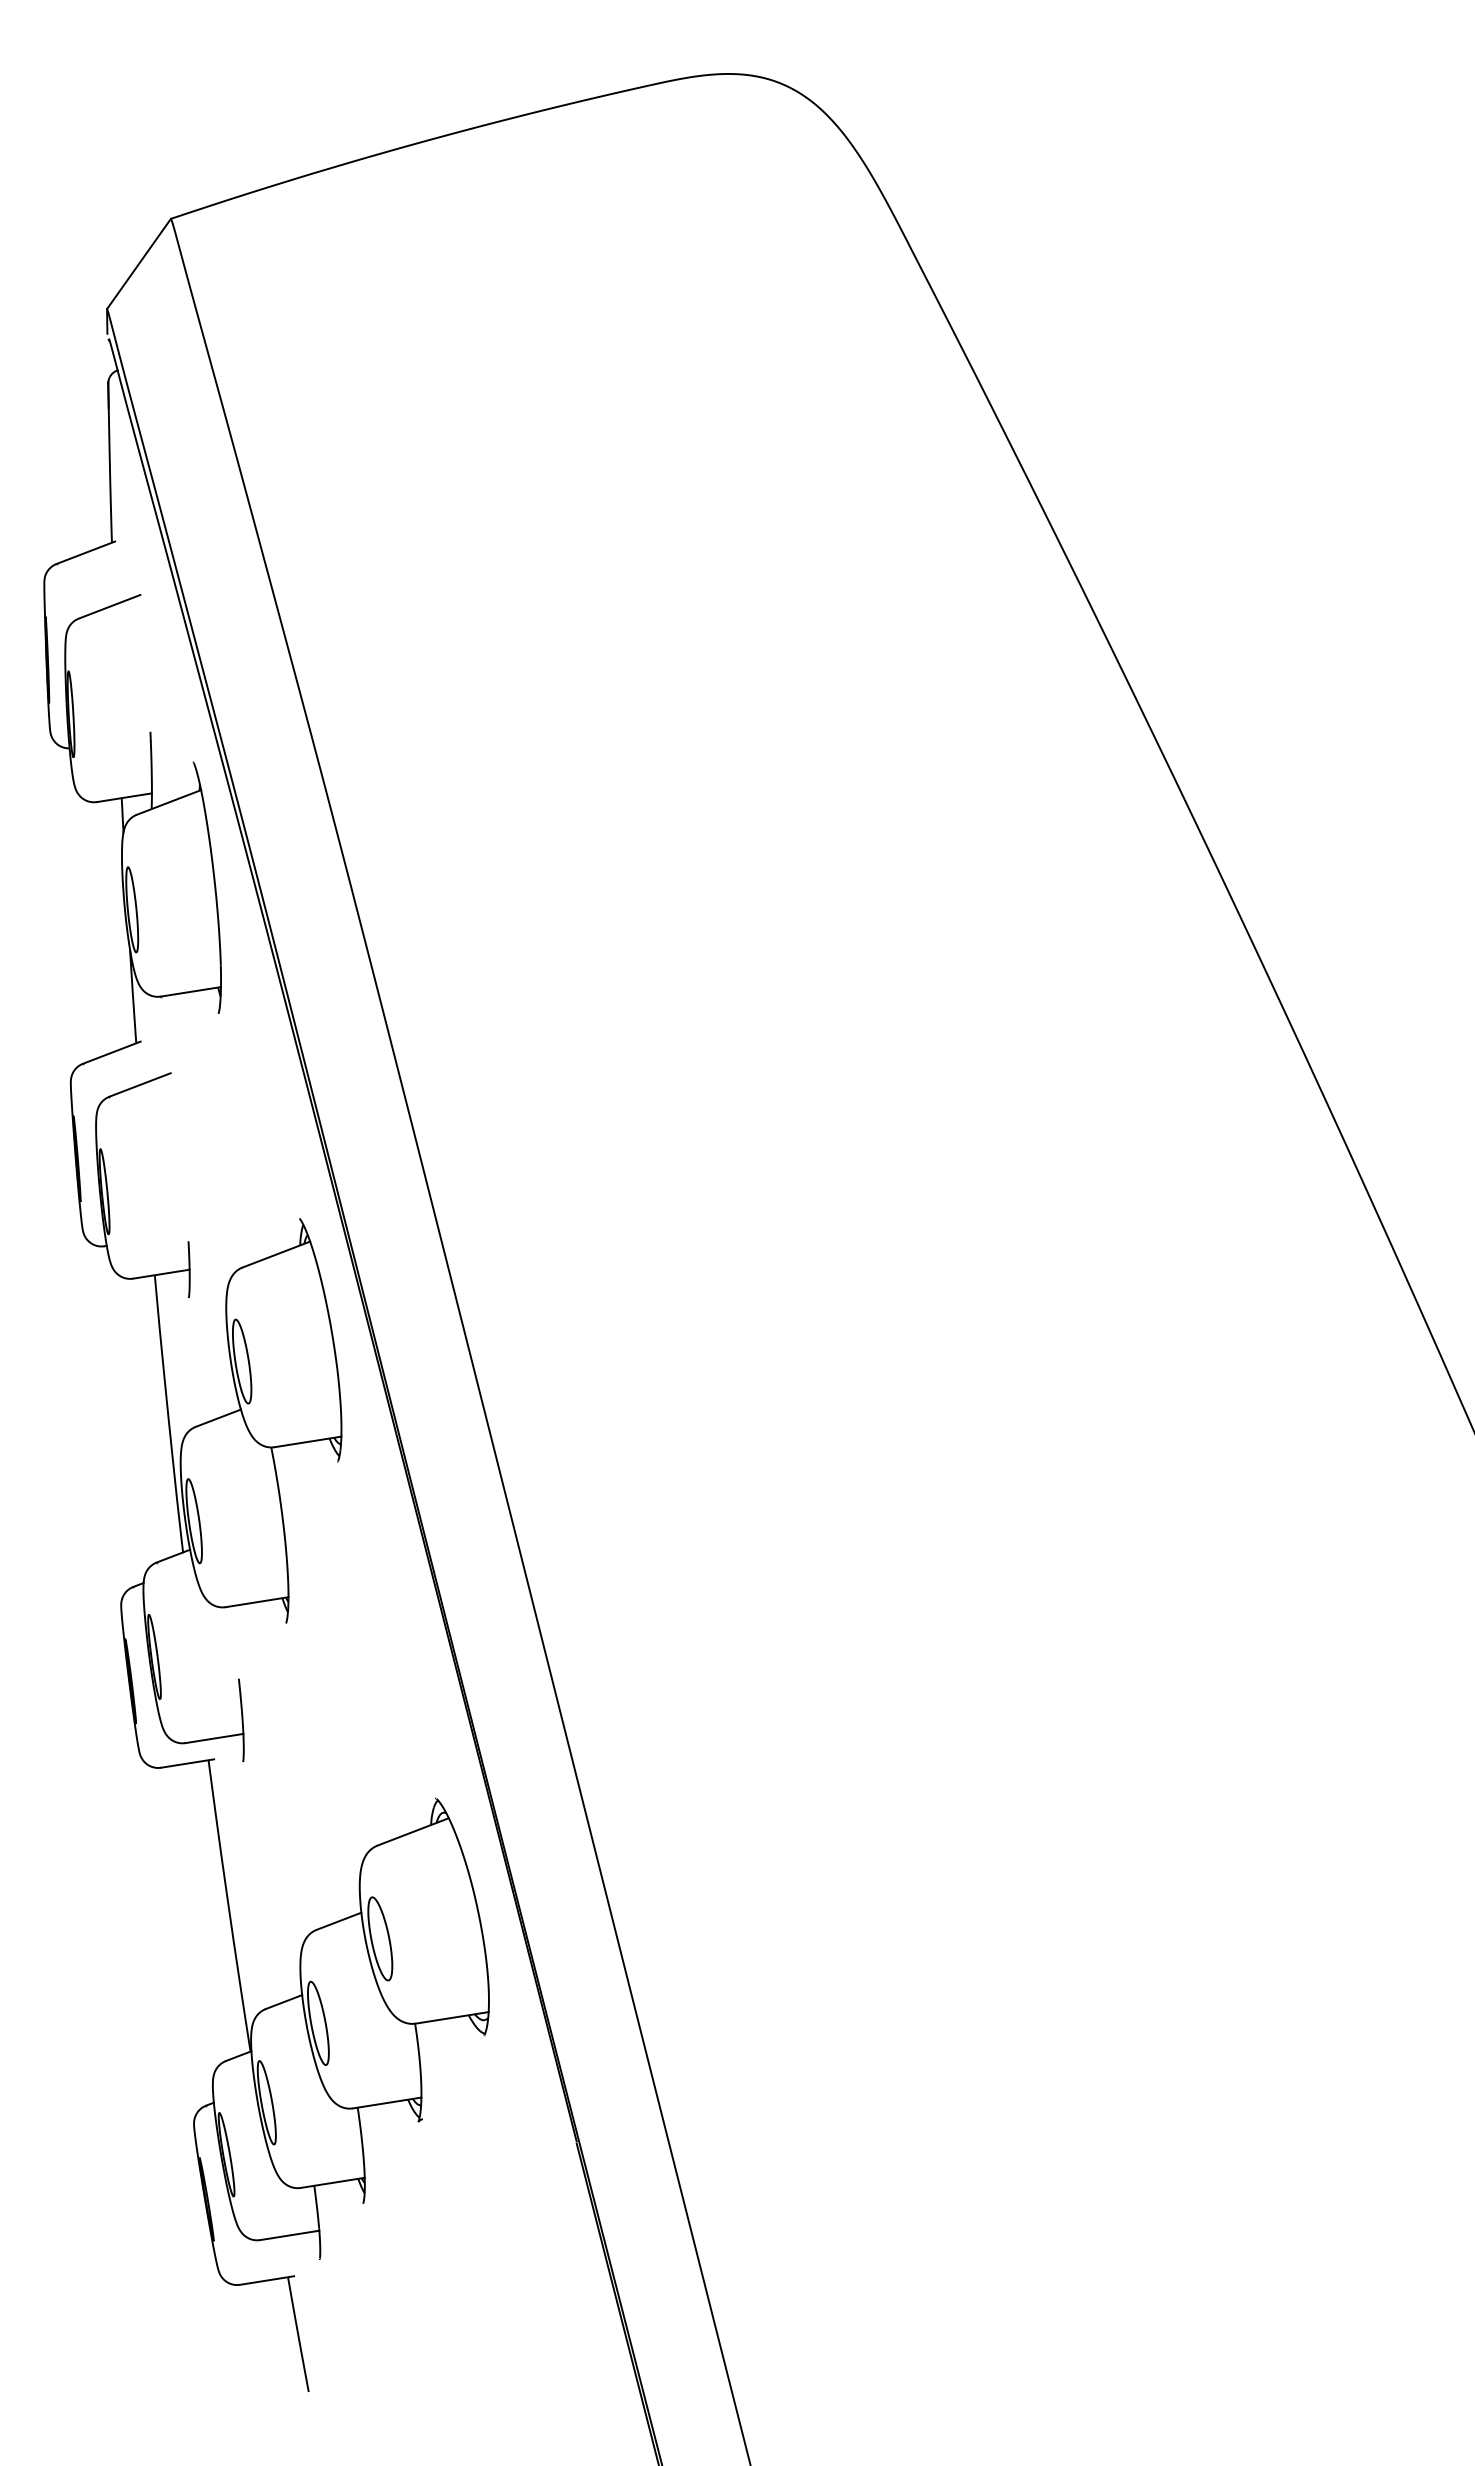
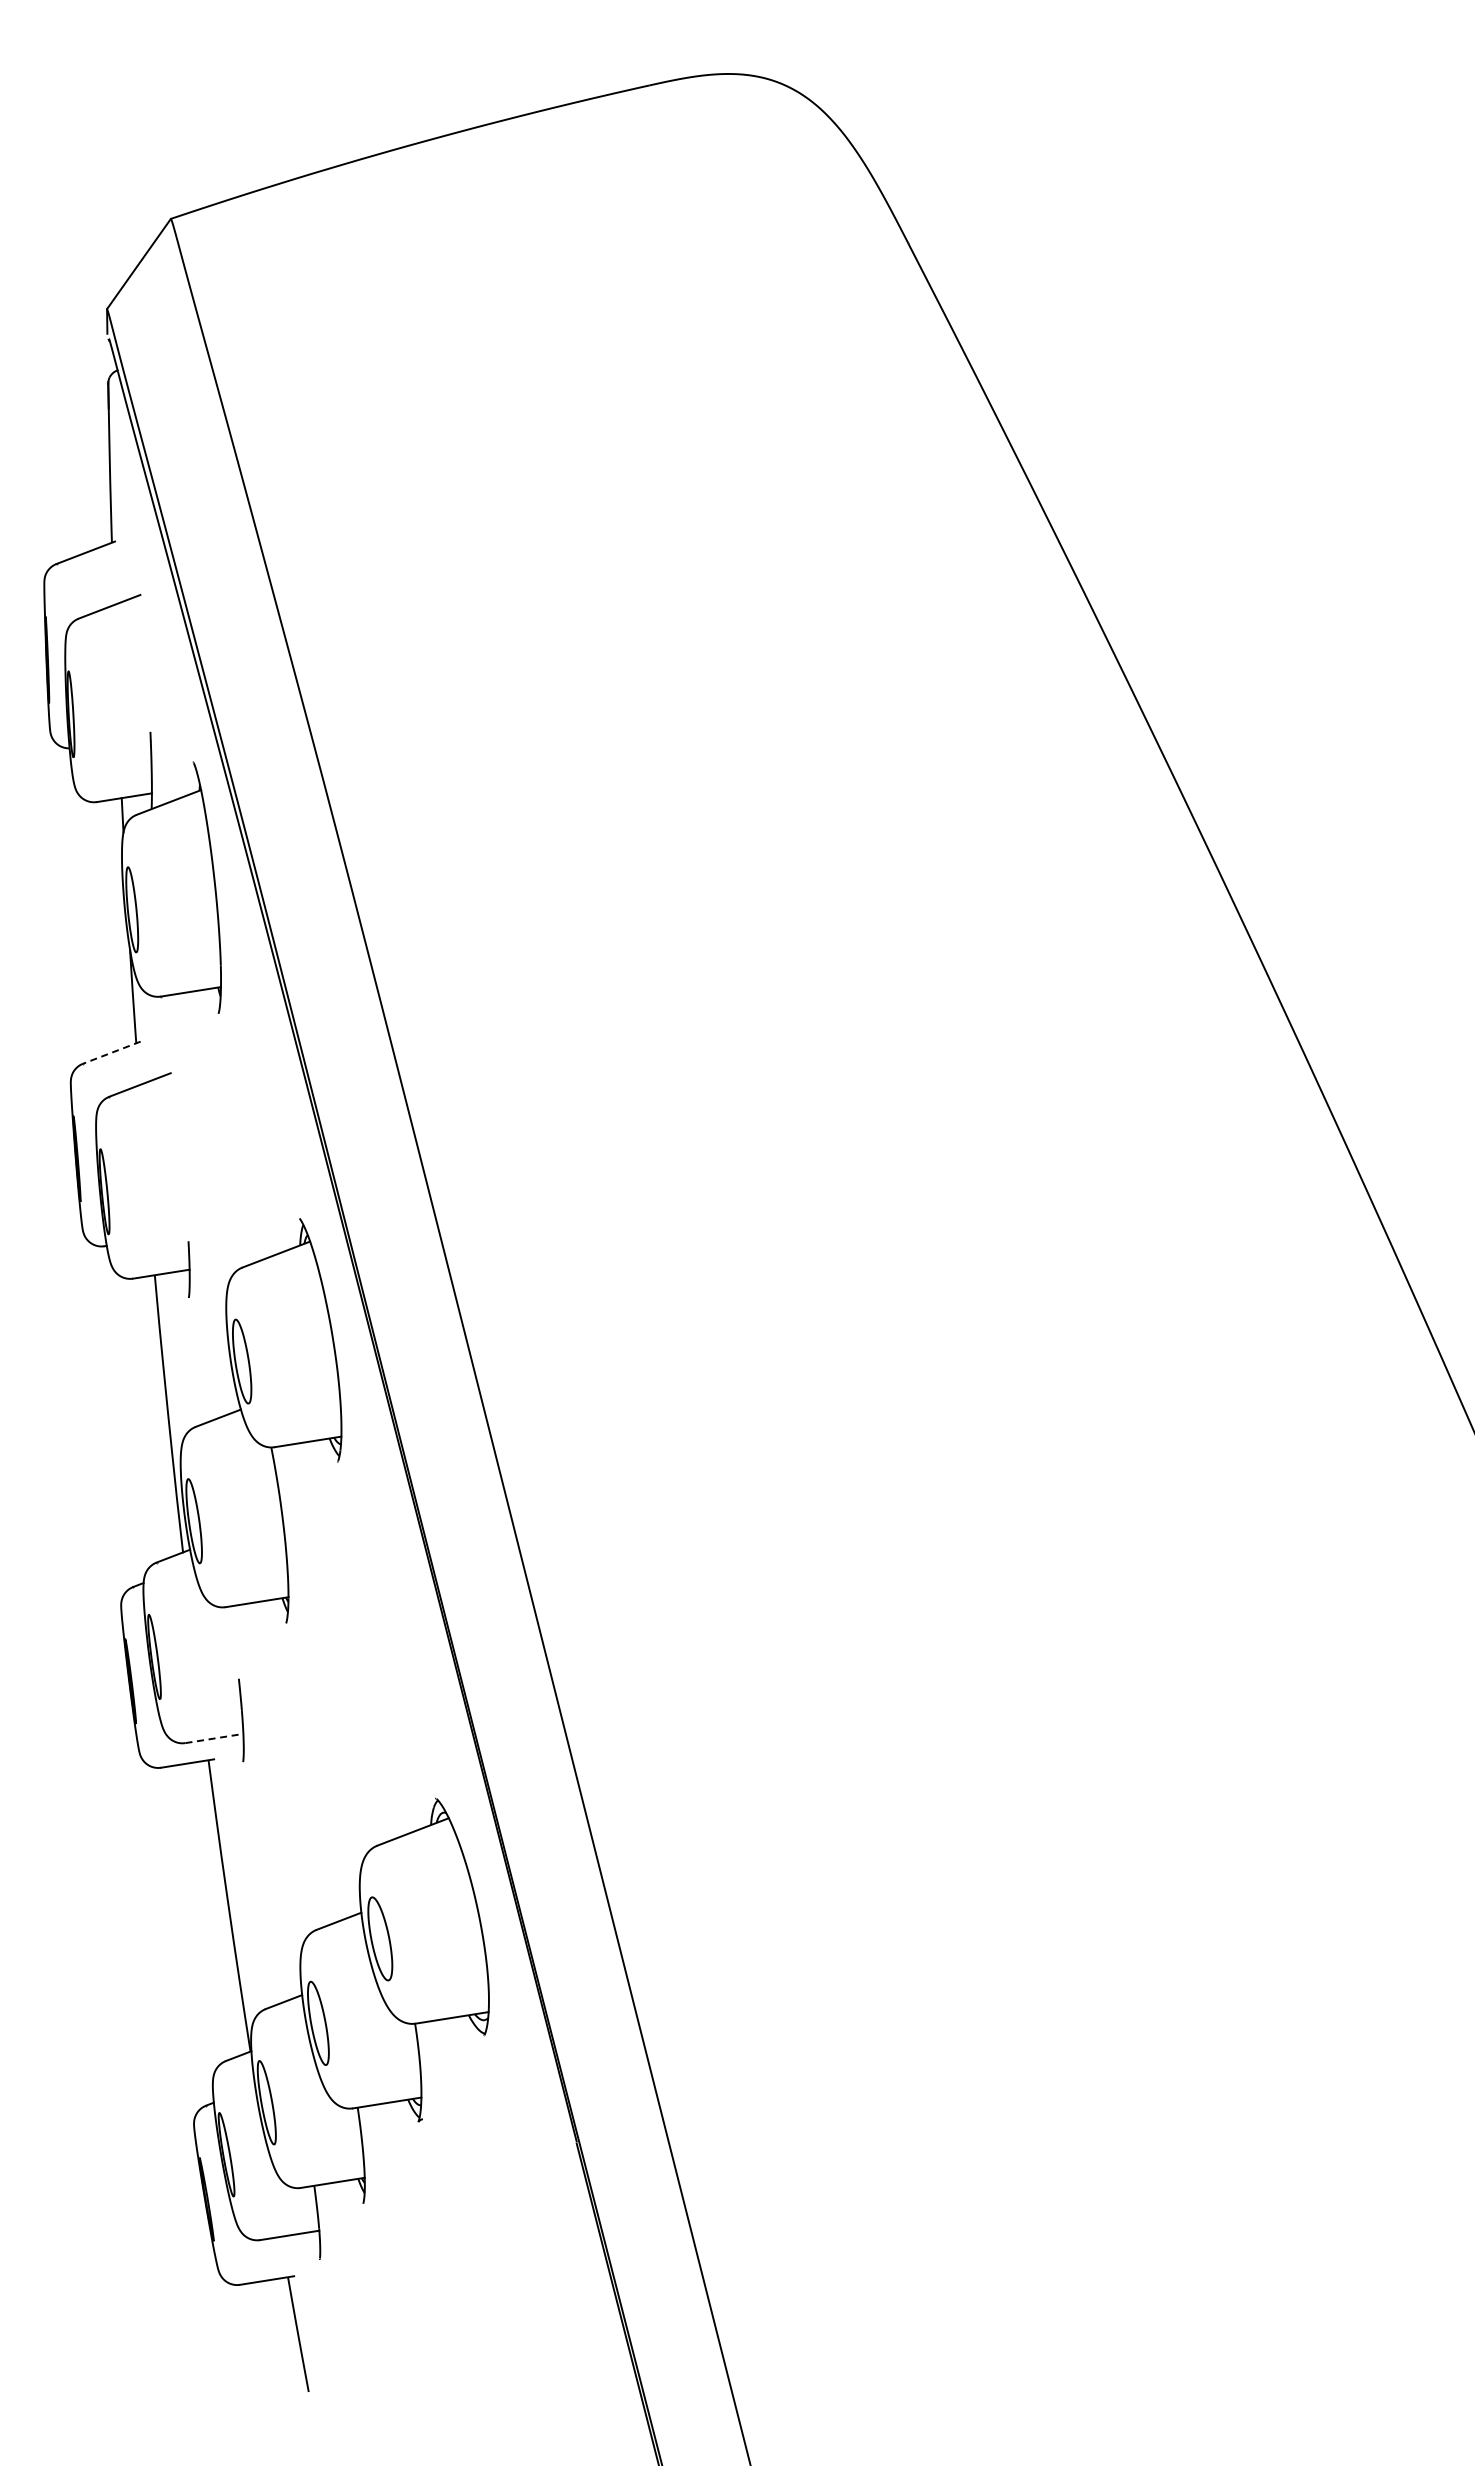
line: solid -> dashed (111, 1052)
line: solid -> dashed (214, 1738)
